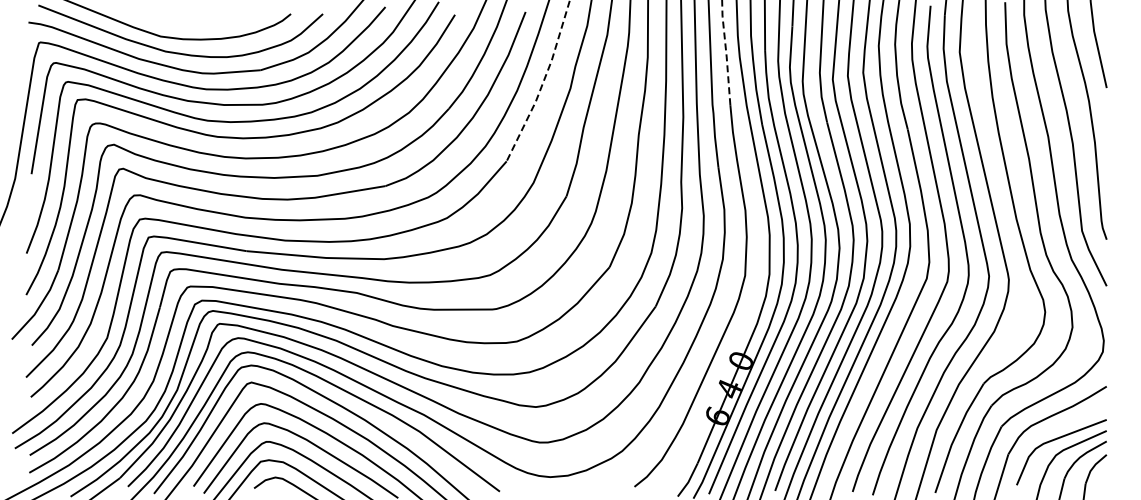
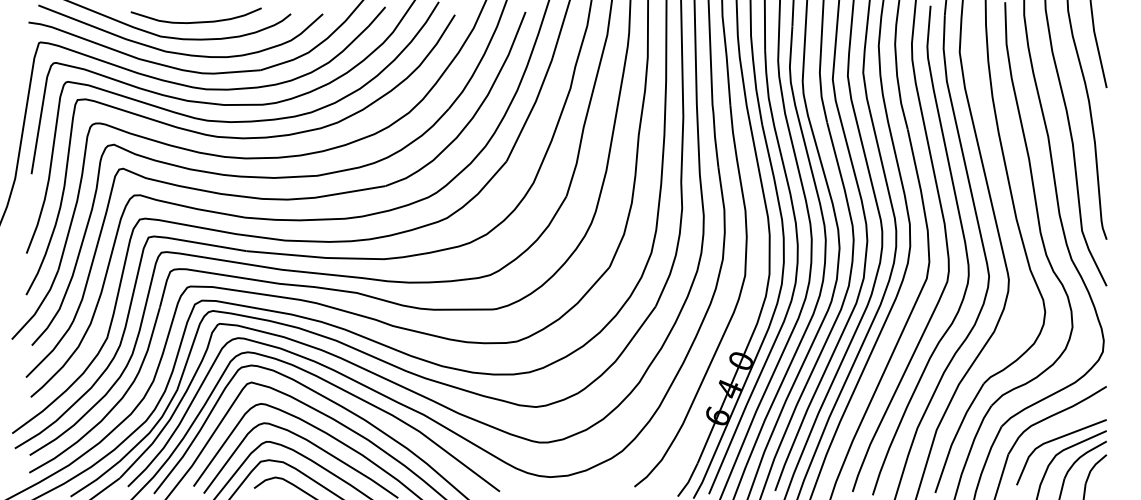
curve: none -> present (195, 21)
line: dashed -> solid (726, 52)
line: dashed -> solid (542, 83)
